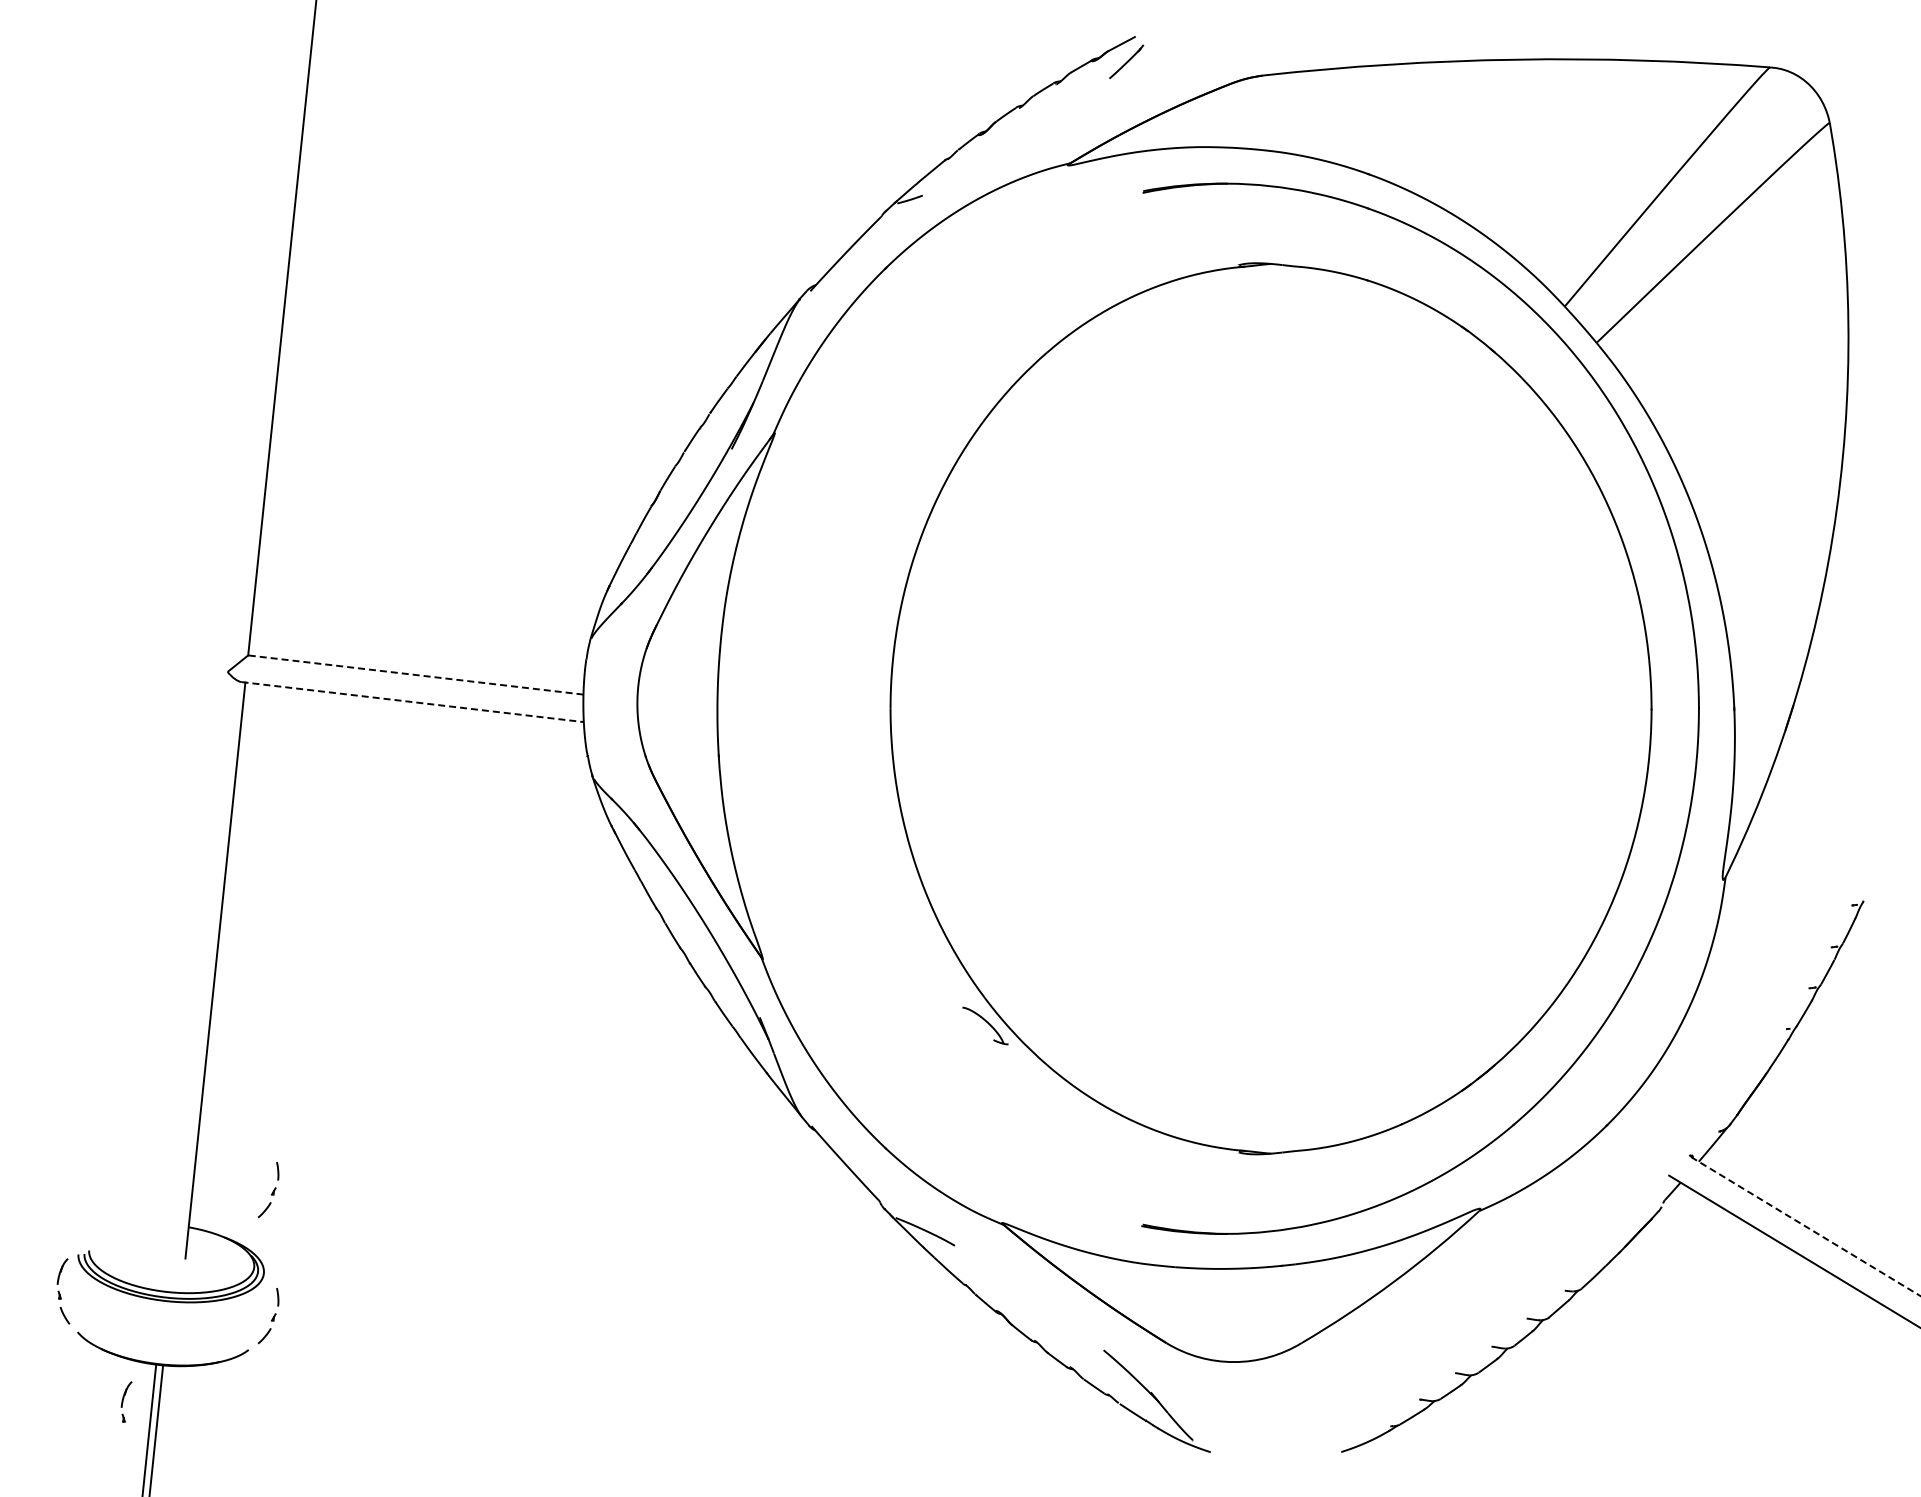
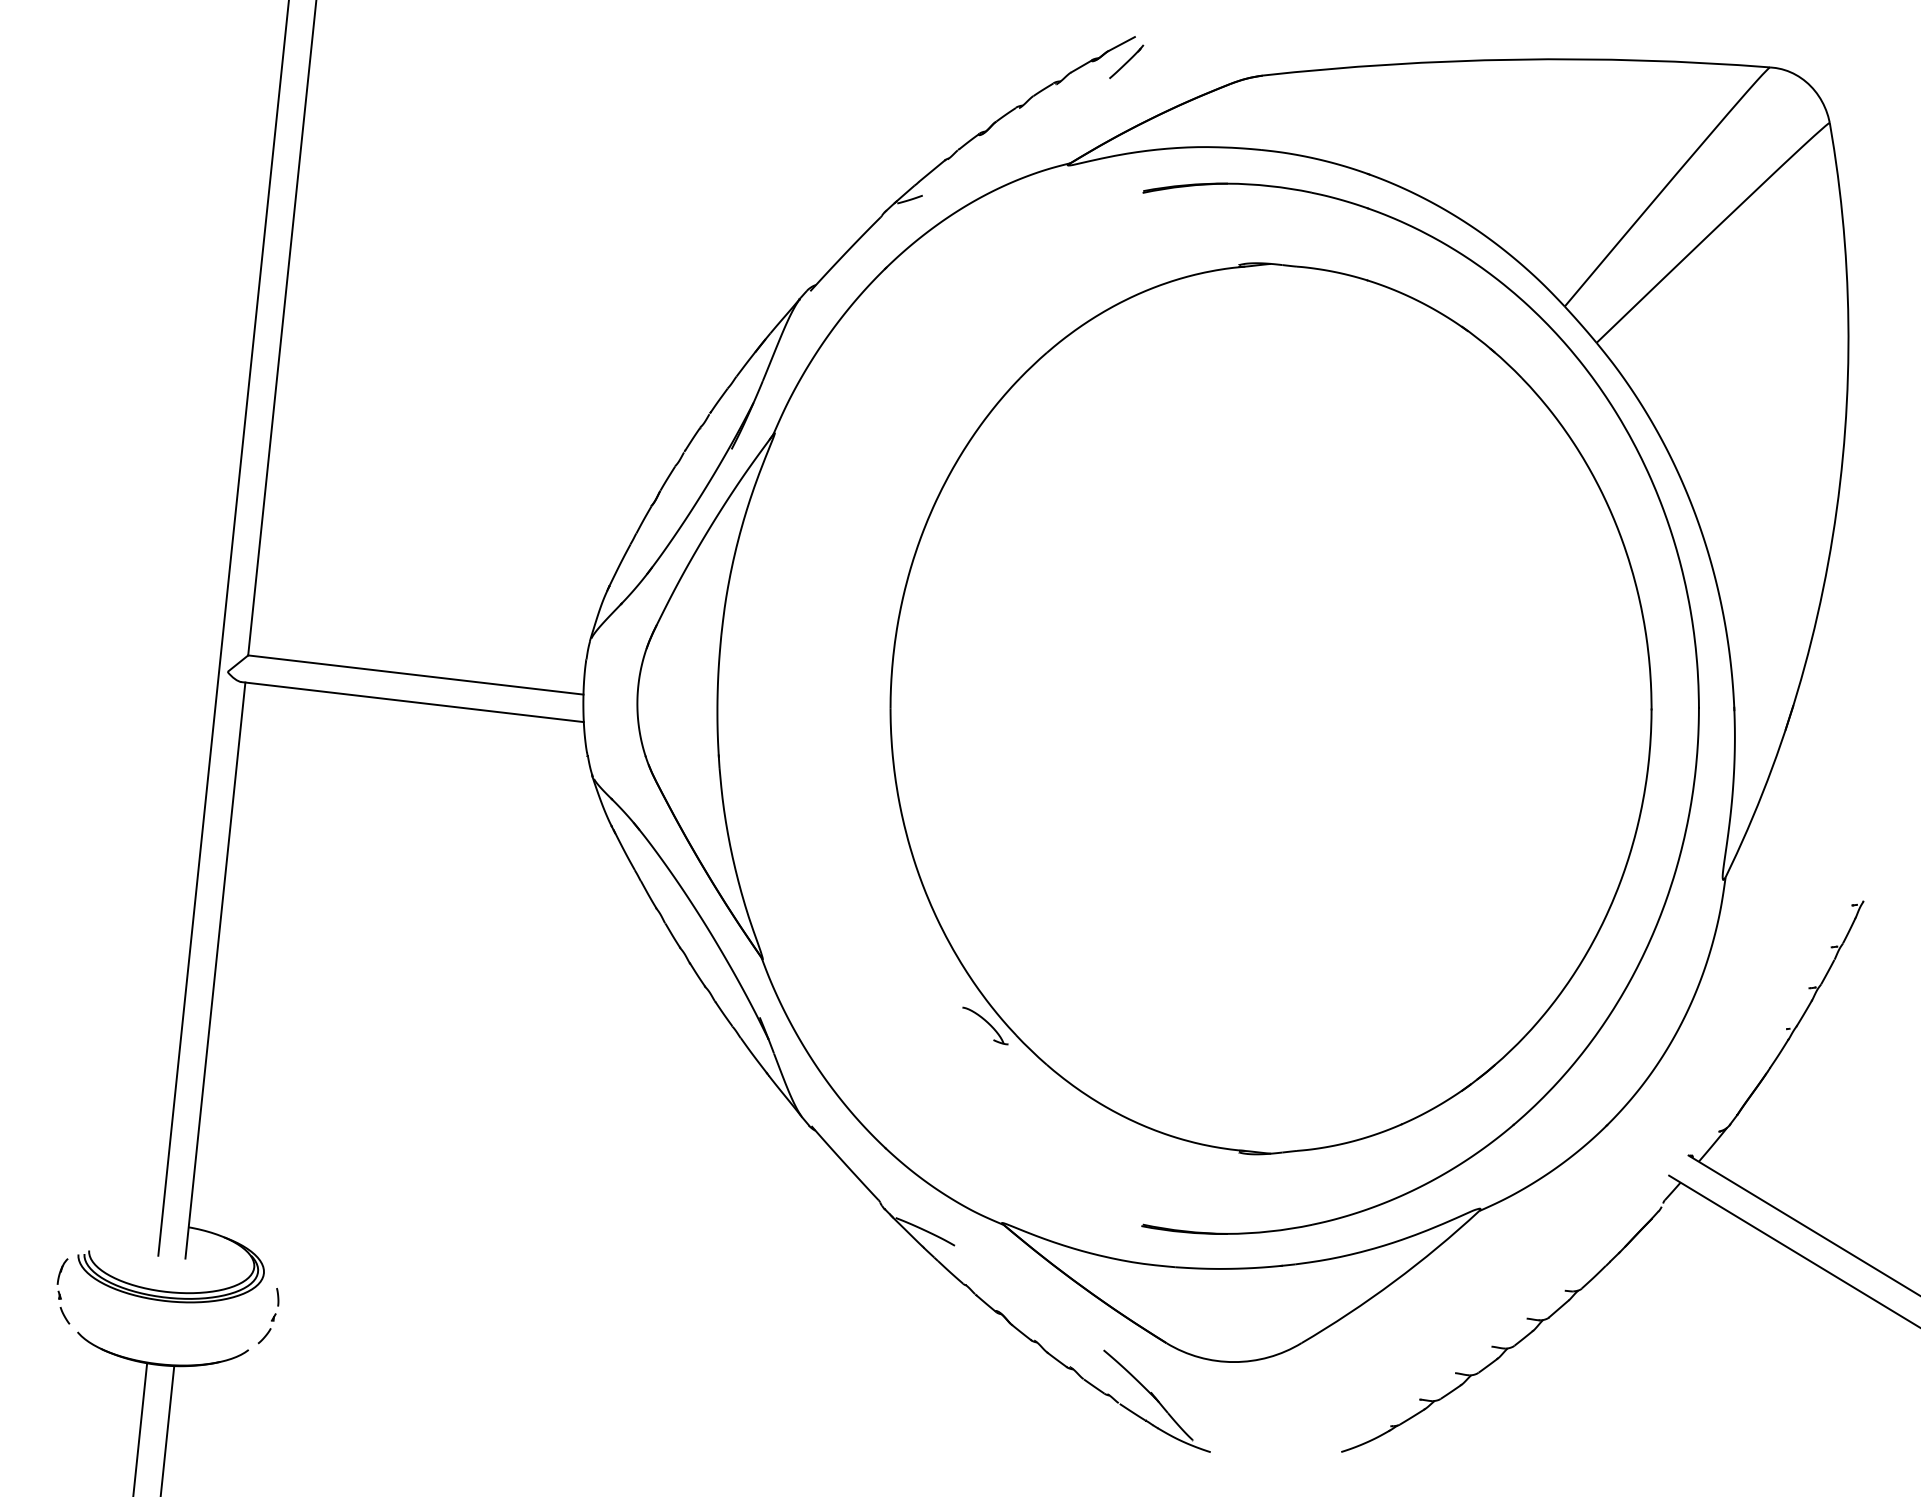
line: none -> present (223, 628)
line: dashed -> solid (415, 675)
line: dashed -> solid (413, 702)
part: present -> none (268, 1190)
line: dashed -> solid (1804, 1225)
part: present -> none (126, 1401)
line position: (149, 1428) -> (167, 1429) (167, 1429)
line position: (156, 1429) -> (140, 1428) (140, 1428)
